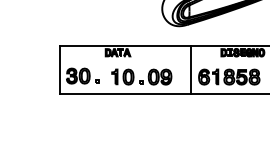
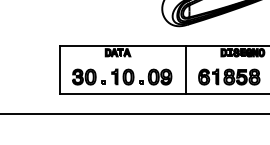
line position: (191, 69) -> (186, 69) (186, 69)
part position: (82, 75) -> (88, 76) (88, 76)
line: none -> present (134, 113)
